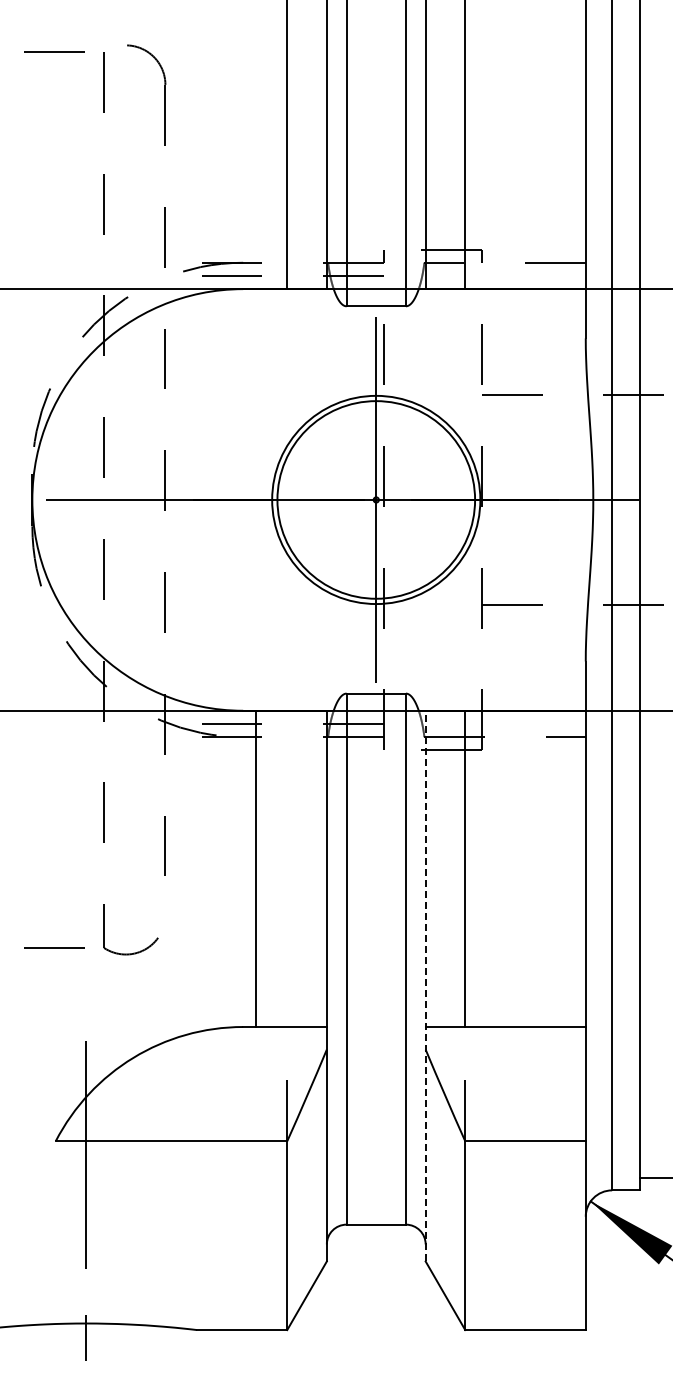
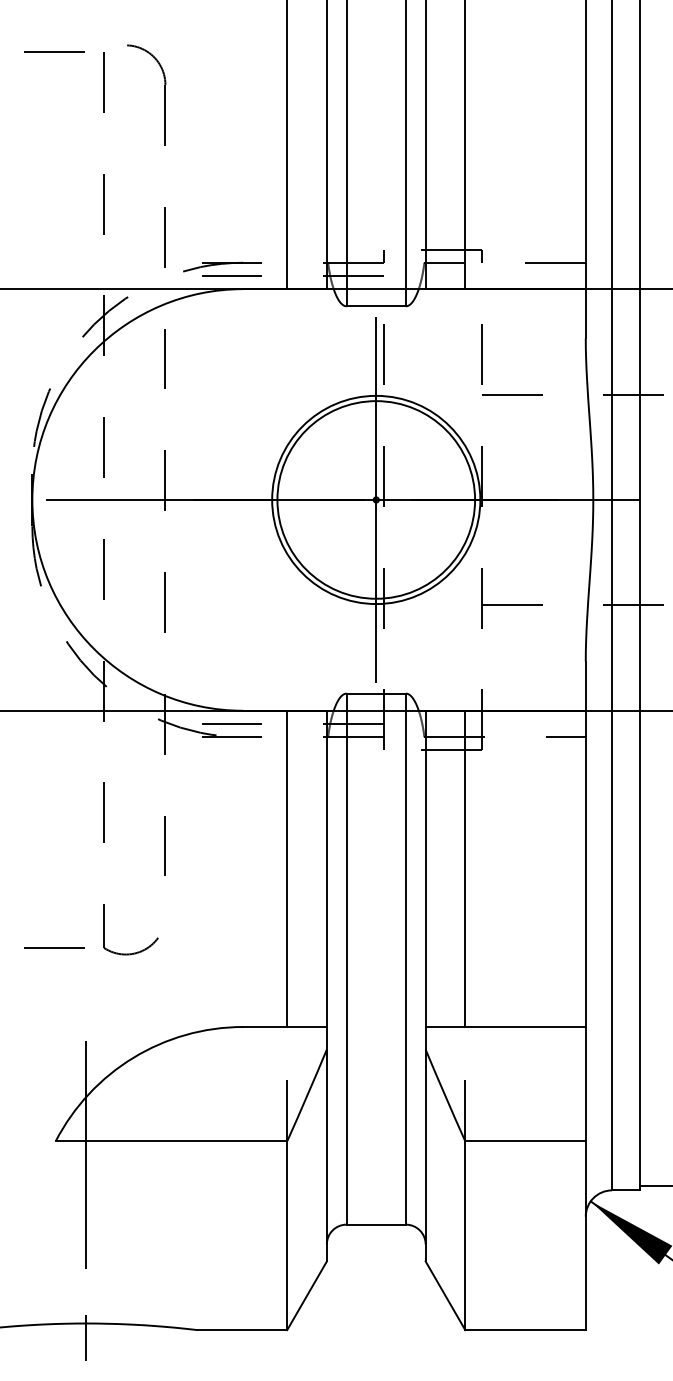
line position: (256, 868) -> (287, 868) (287, 868)
line: dashed -> solid (425, 985)
line position: (654, 1178) -> (654, 1186) (654, 1186)
